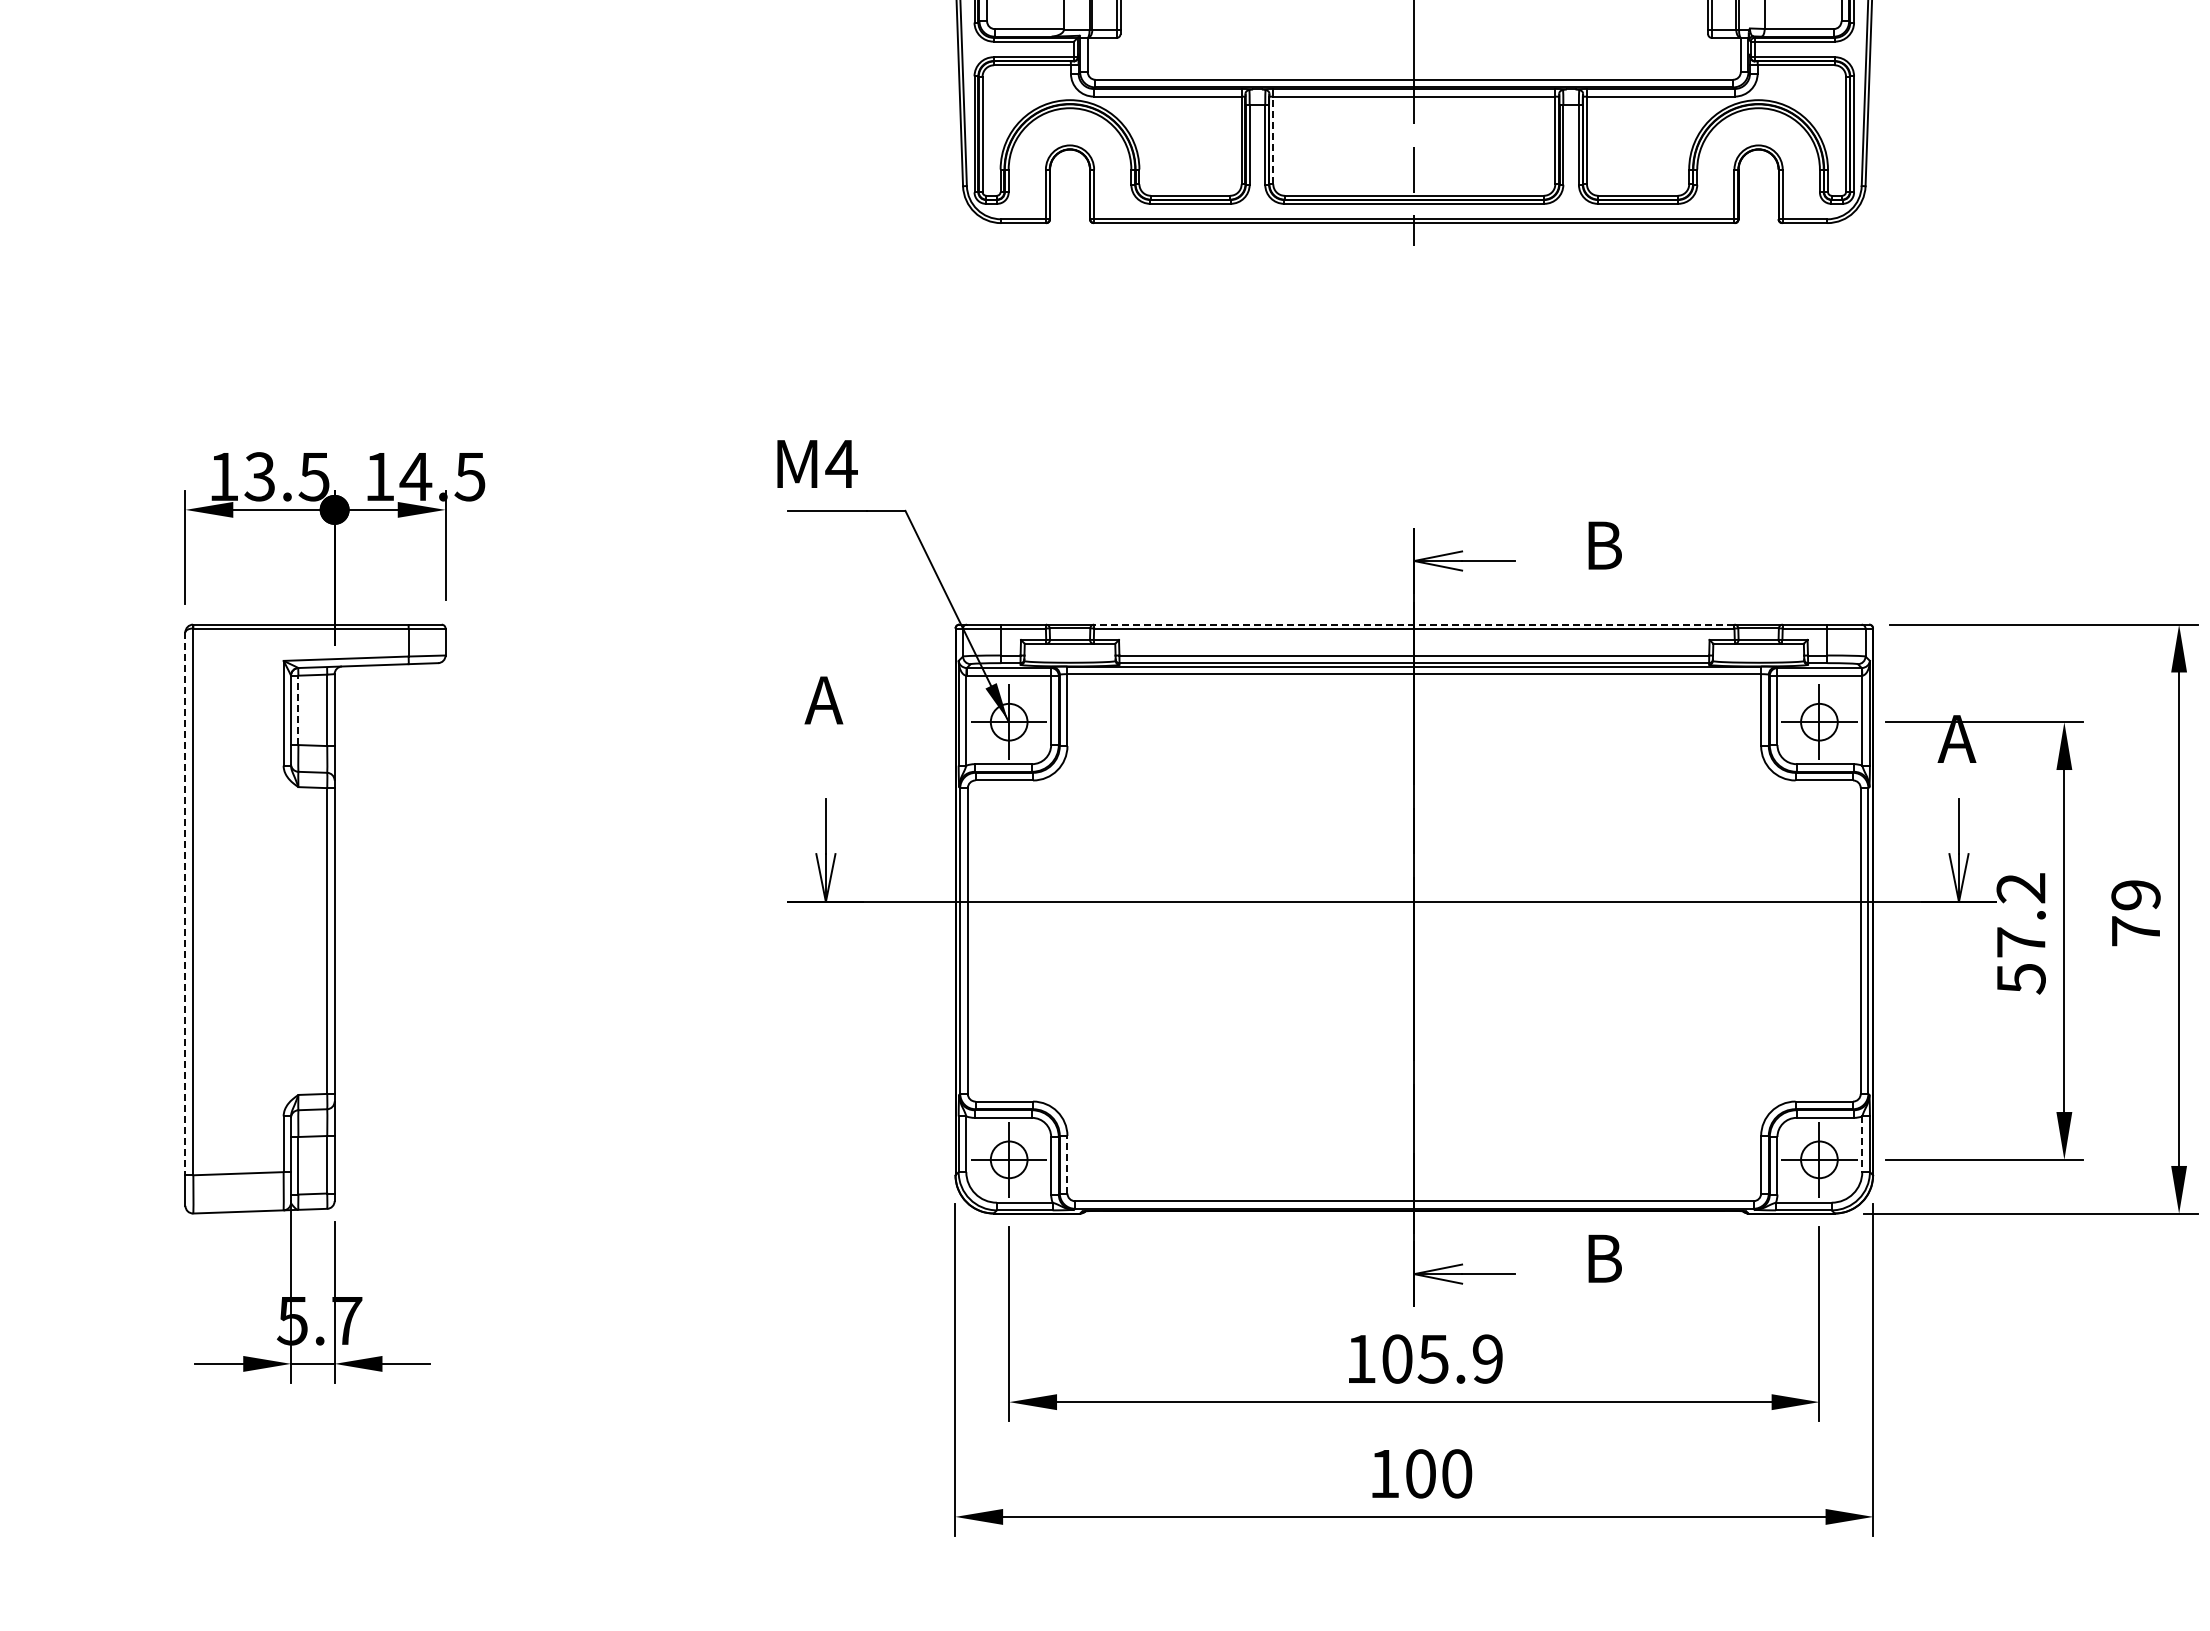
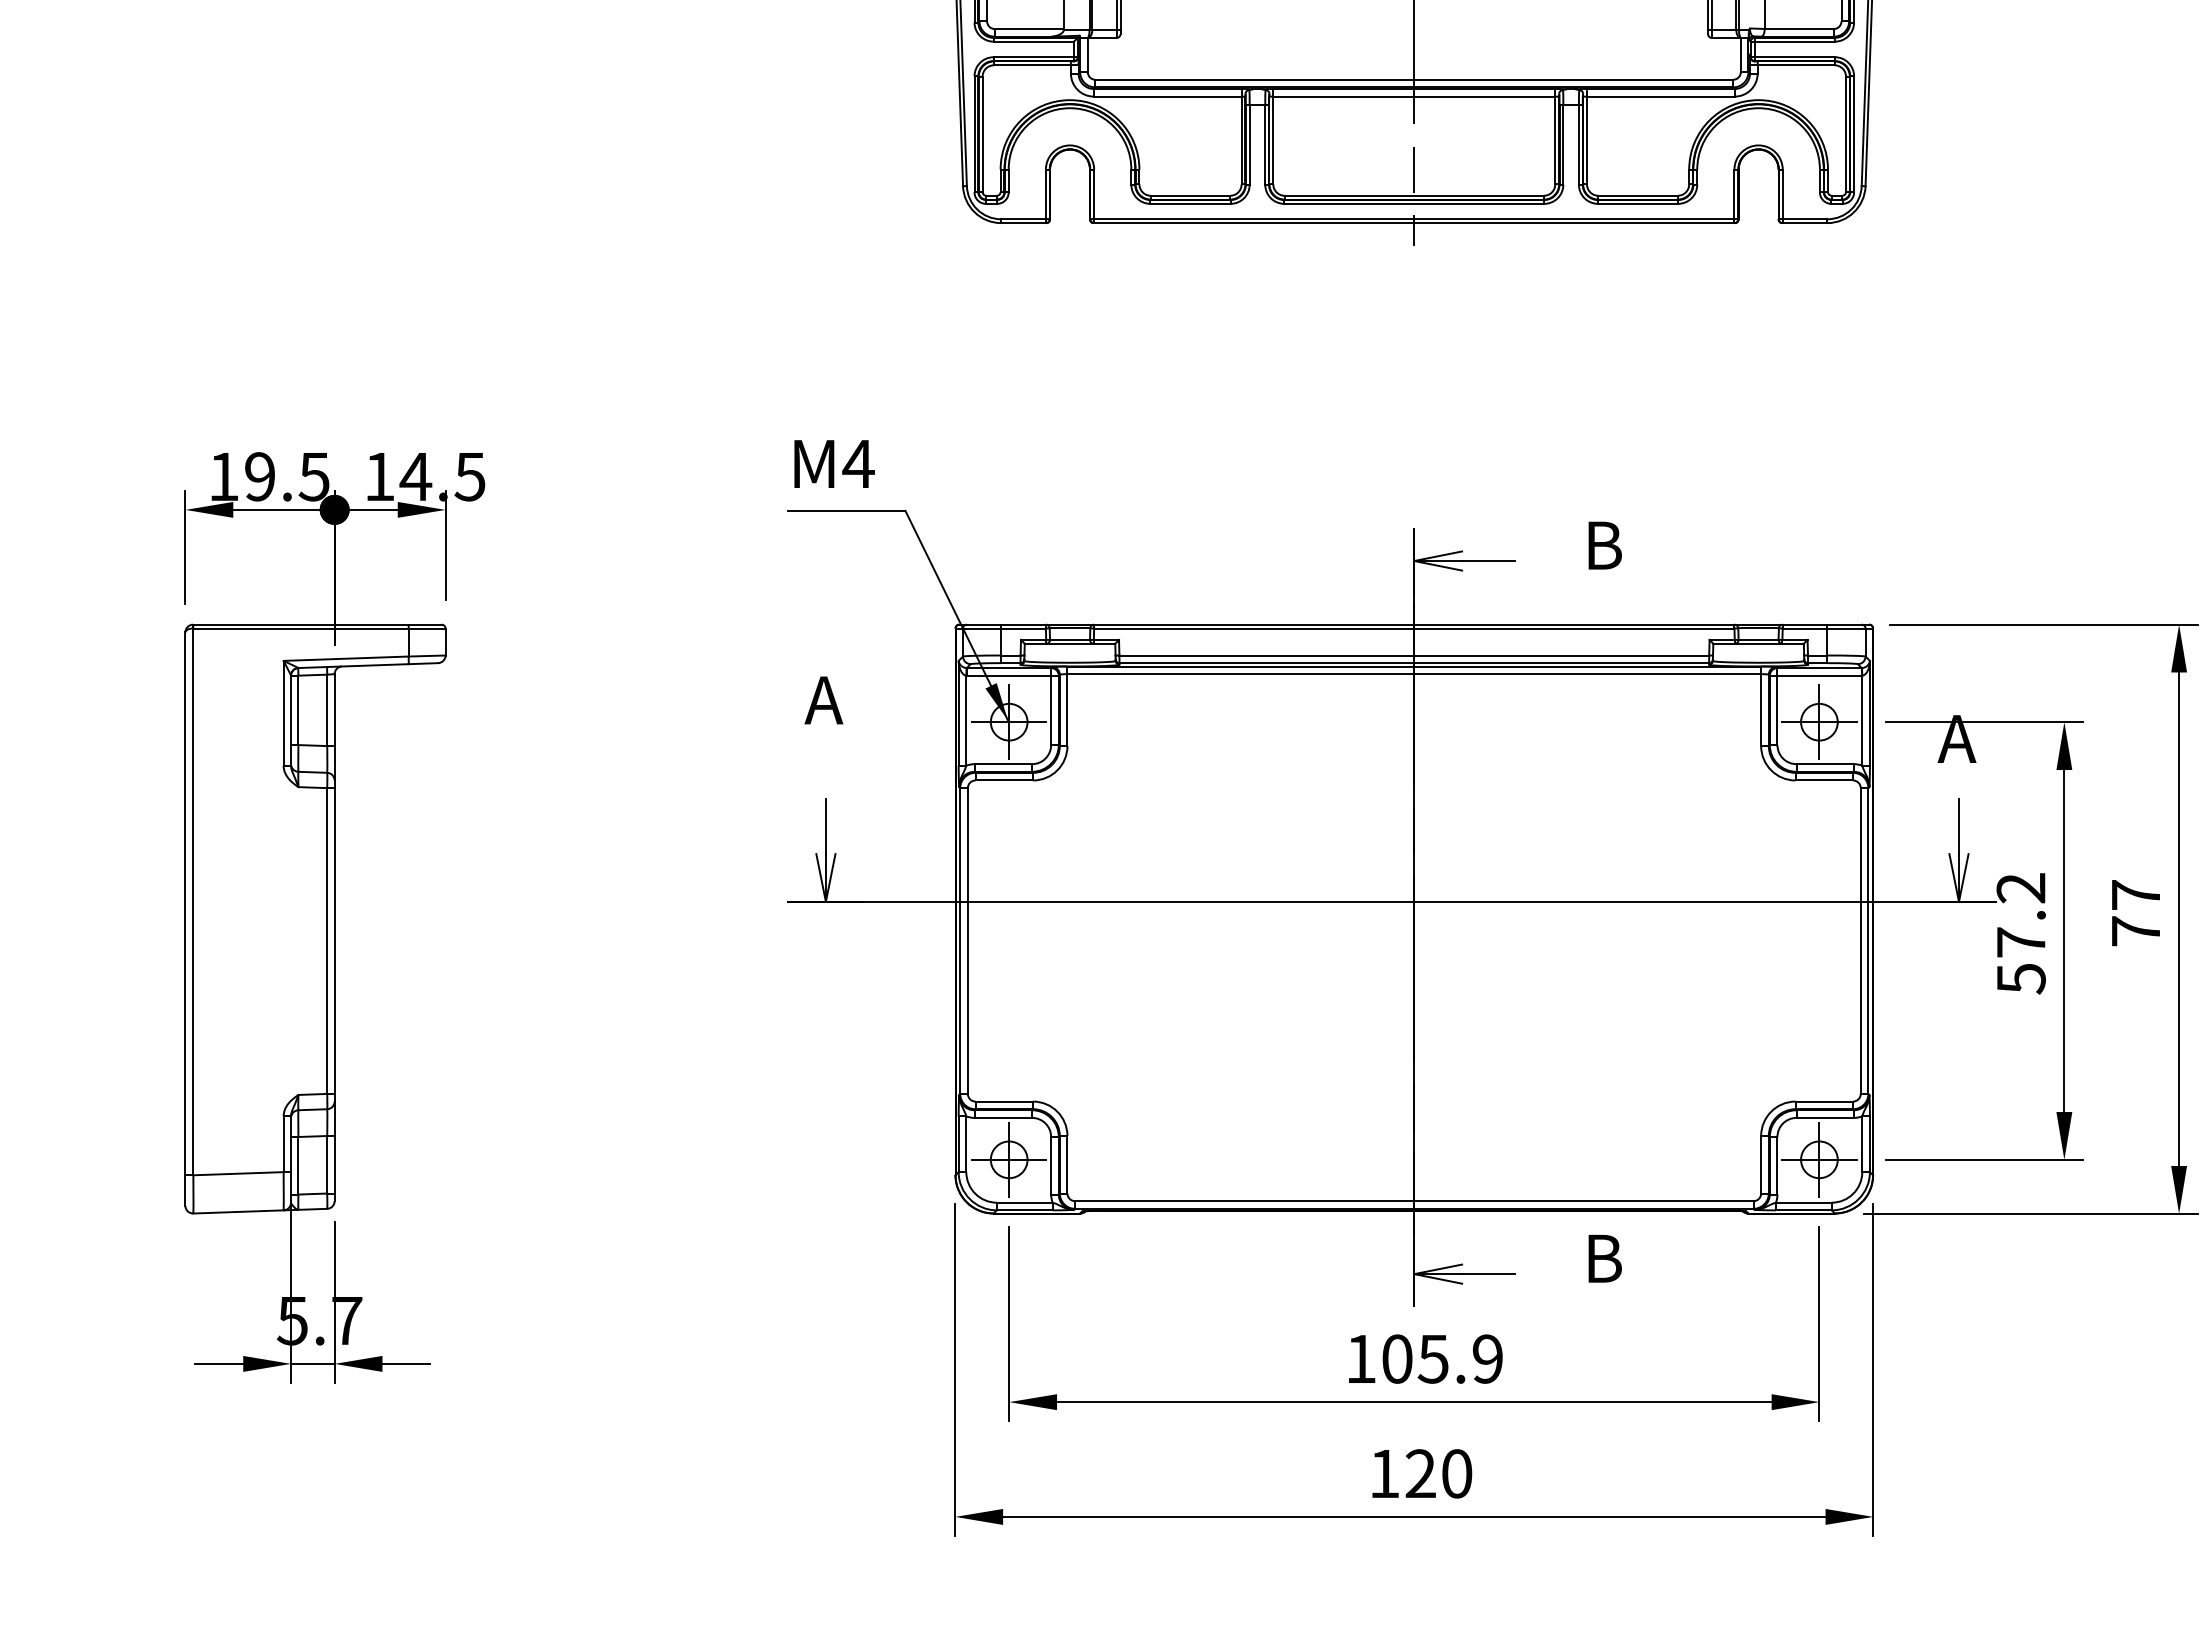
line: dashed -> solid (1273, 140)
text position: (817, 463) -> (834, 463) (834, 463)
text: 13.5 -> 19.5 (259, 476)
line: dashed -> solid (1413, 624)
line: dashed -> solid (298, 710)
text: 79 -> 77 (2135, 895)
line: dashed -> solid (185, 904)
line: dashed -> solid (1862, 1144)
line: dashed -> solid (1067, 1164)
text: 100 -> 120 (1420, 1473)
